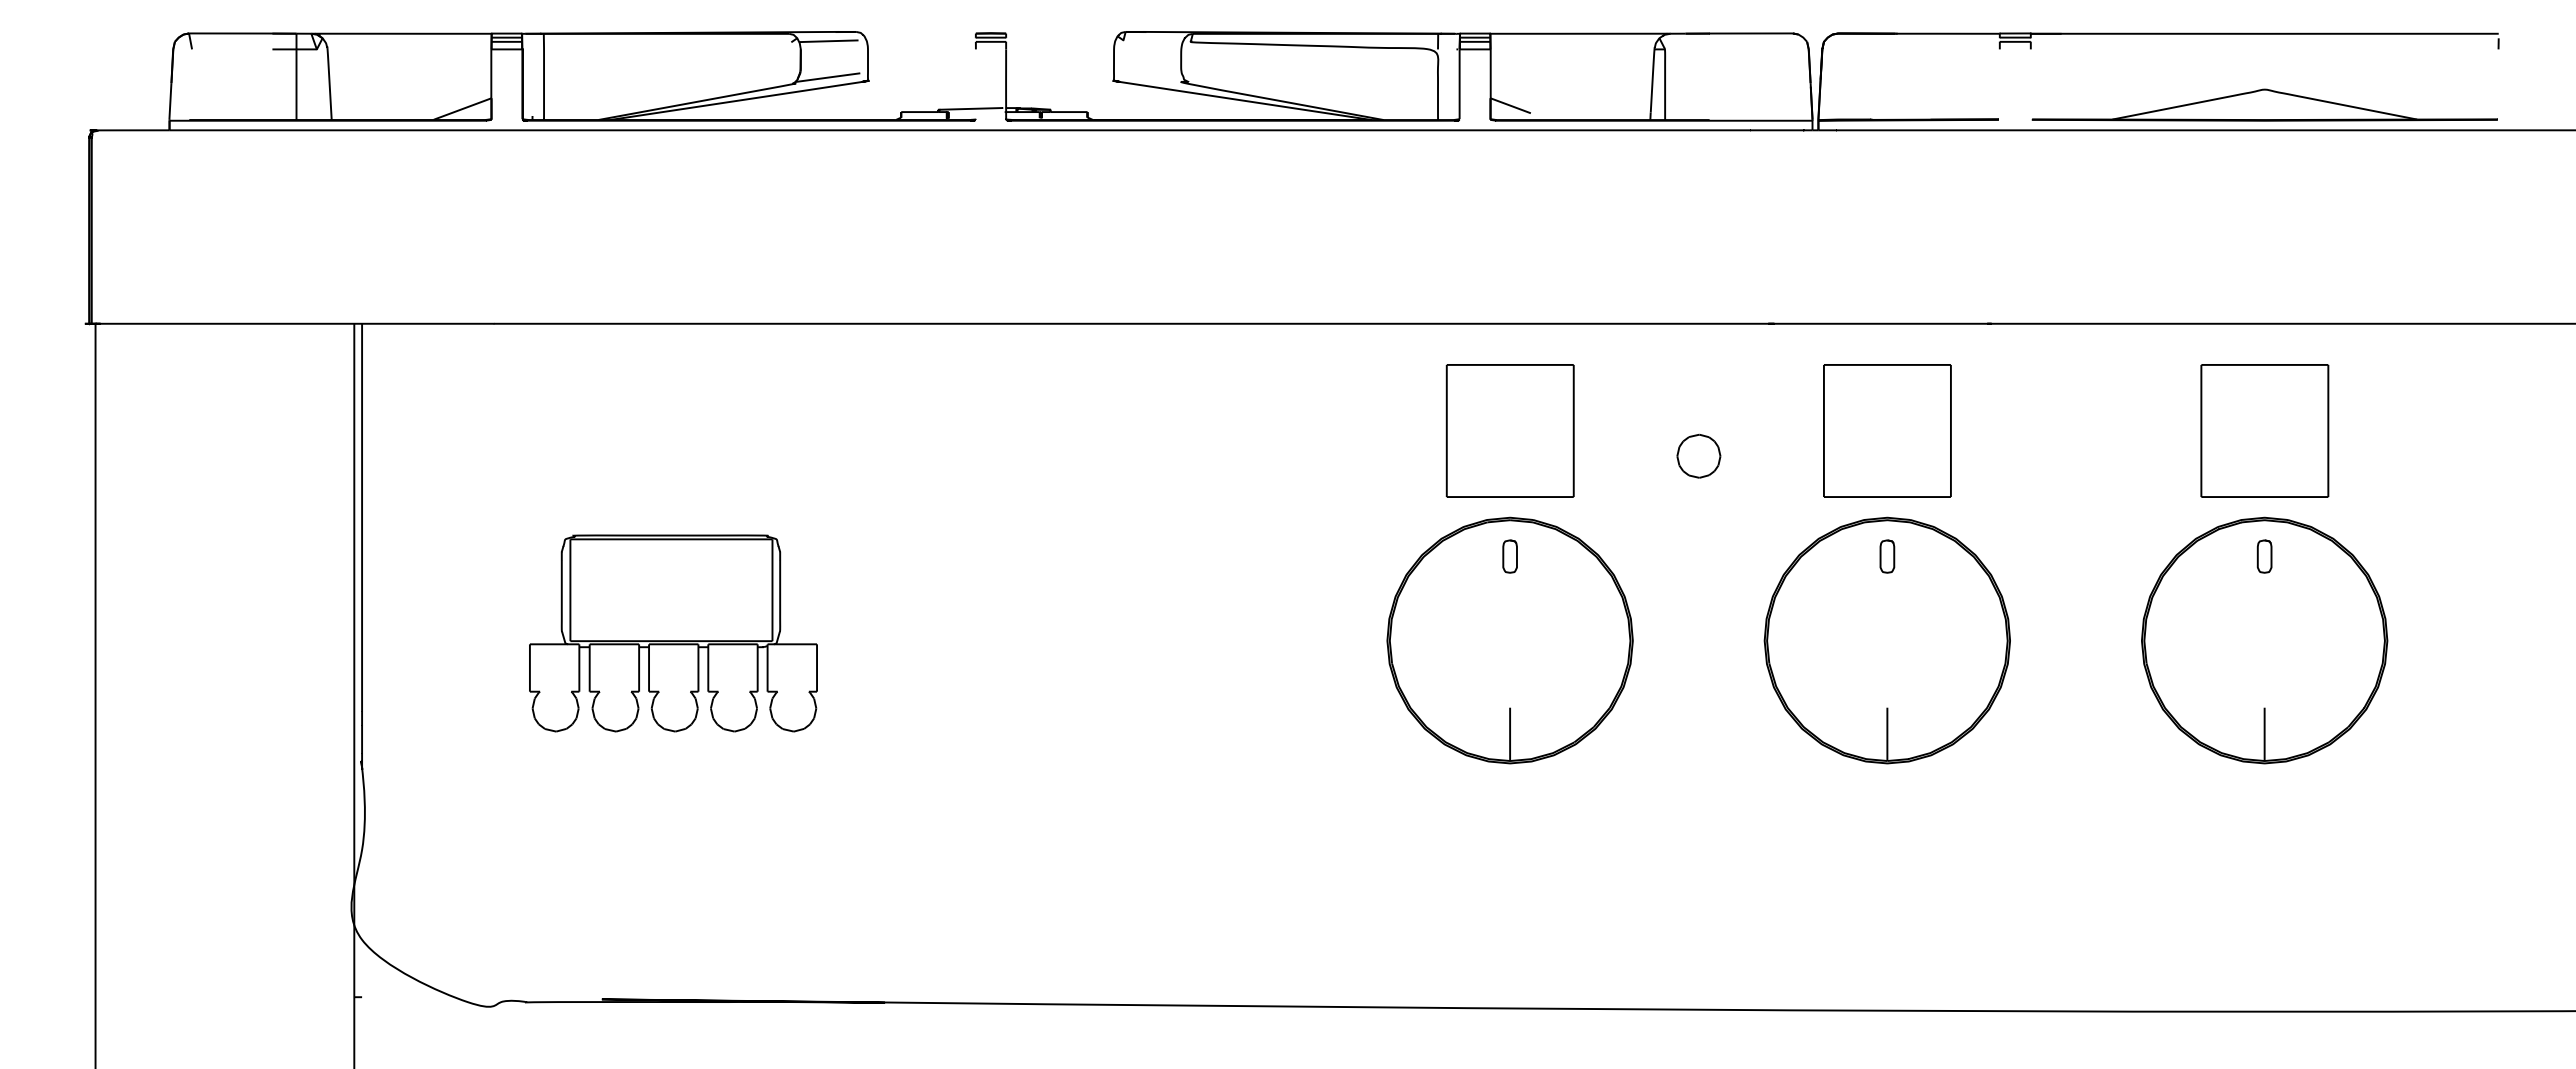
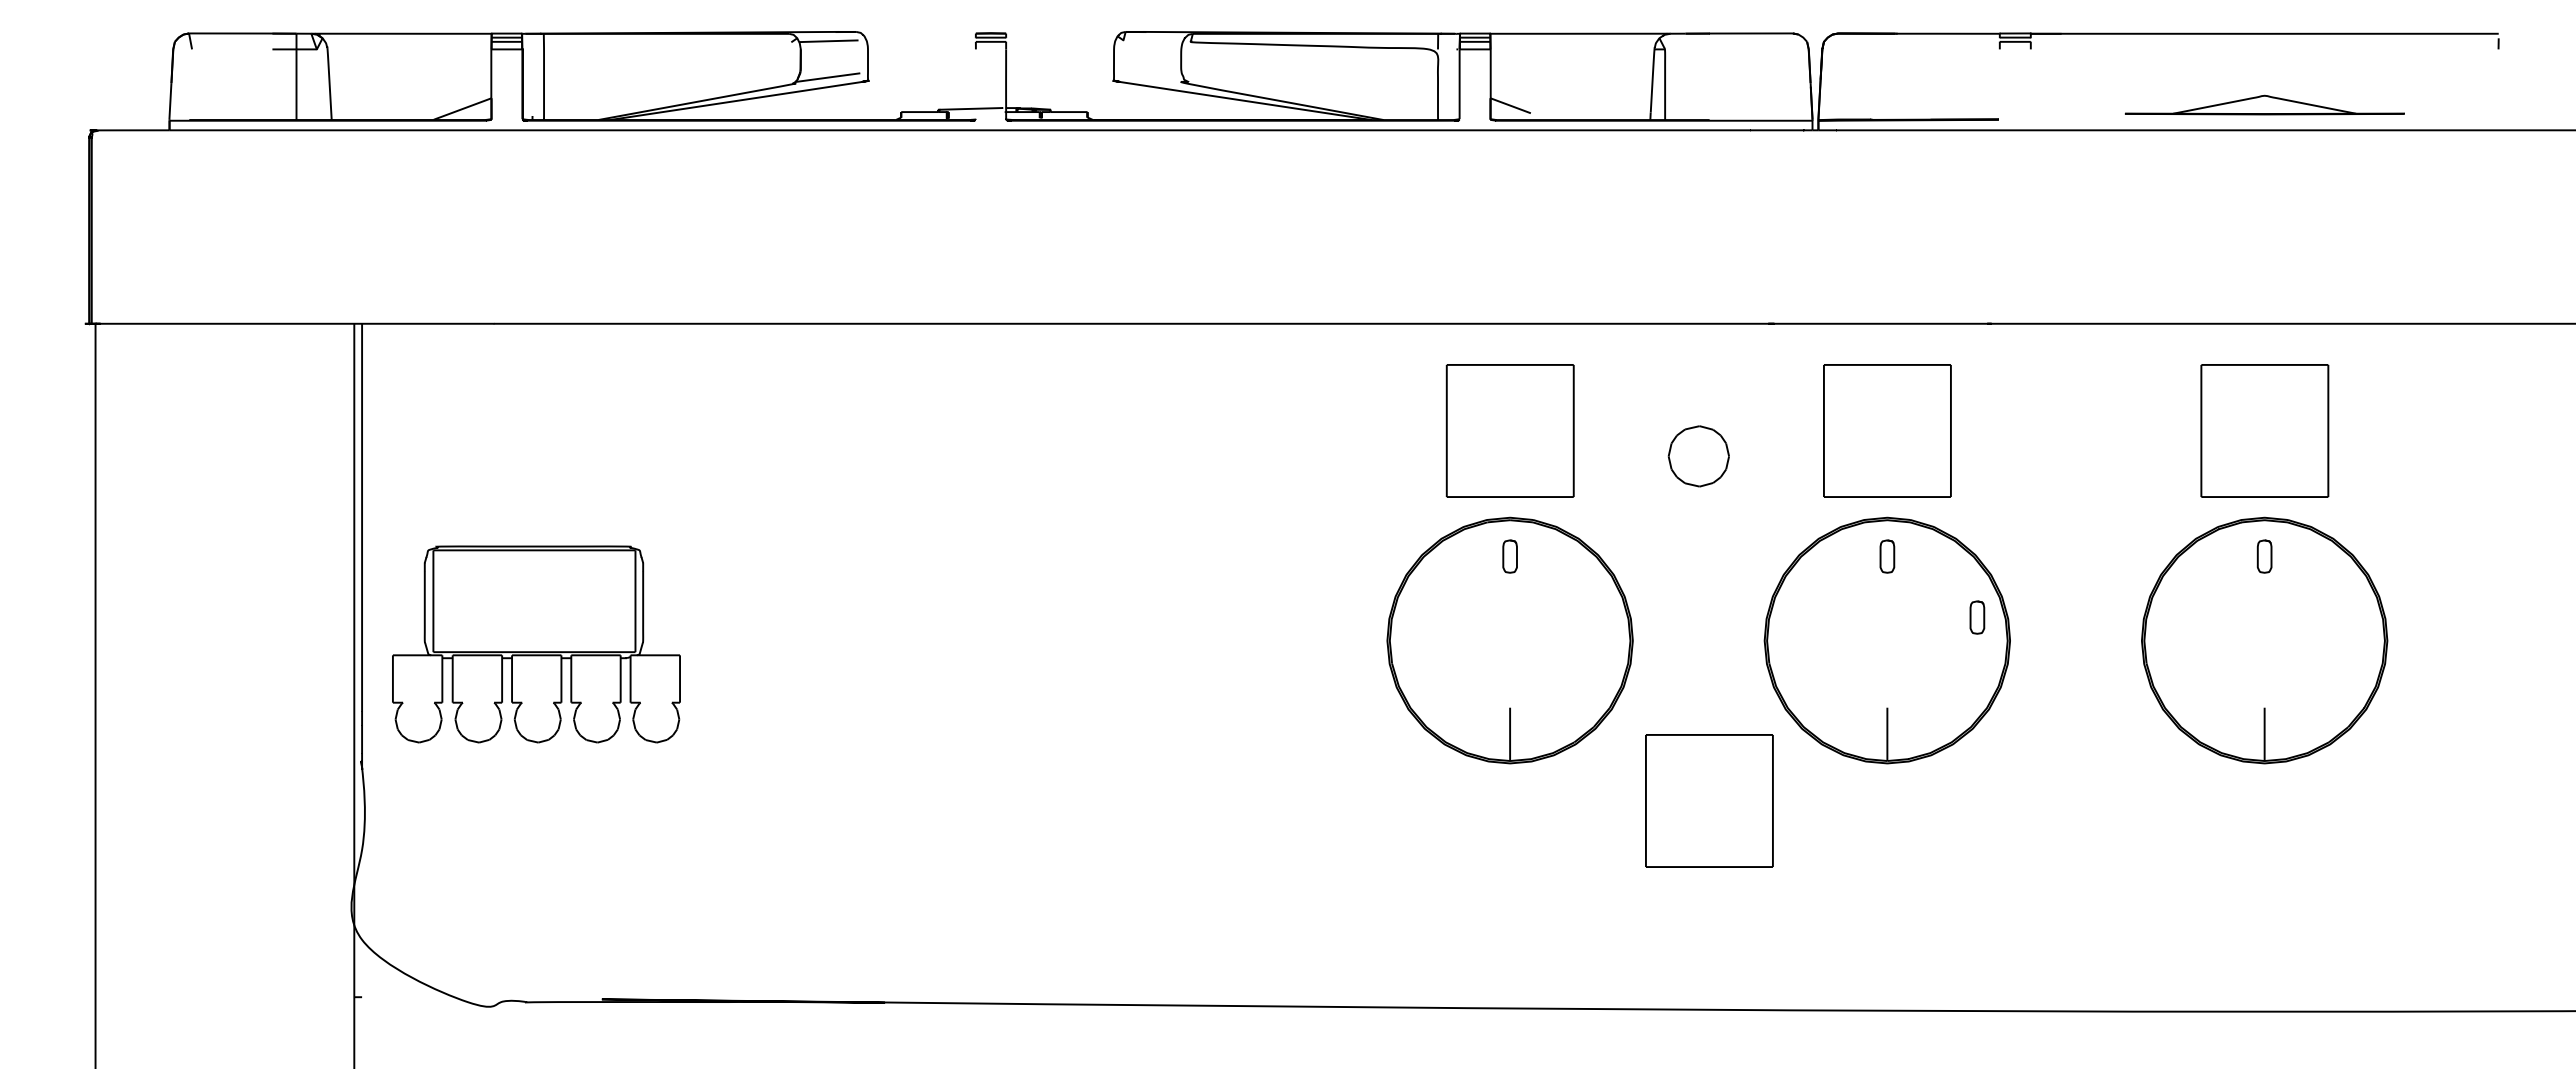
part size: 467x34 px -> 280x22 px (2264, 104)
part size: 46x46 px -> 63x63 px (1698, 456)
part: none -> present (1977, 617)
part position: (673, 633) -> (536, 644) (536, 644)
part: none -> present (1709, 800)
